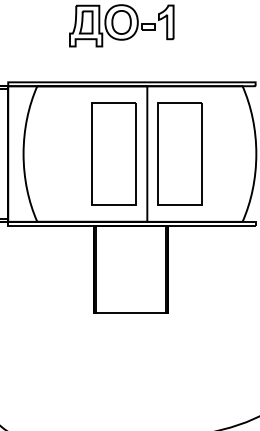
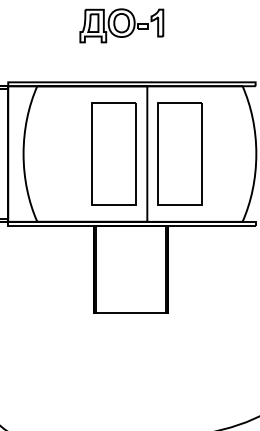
part size: 106x44 px -> 86x36 px (121, 25)
